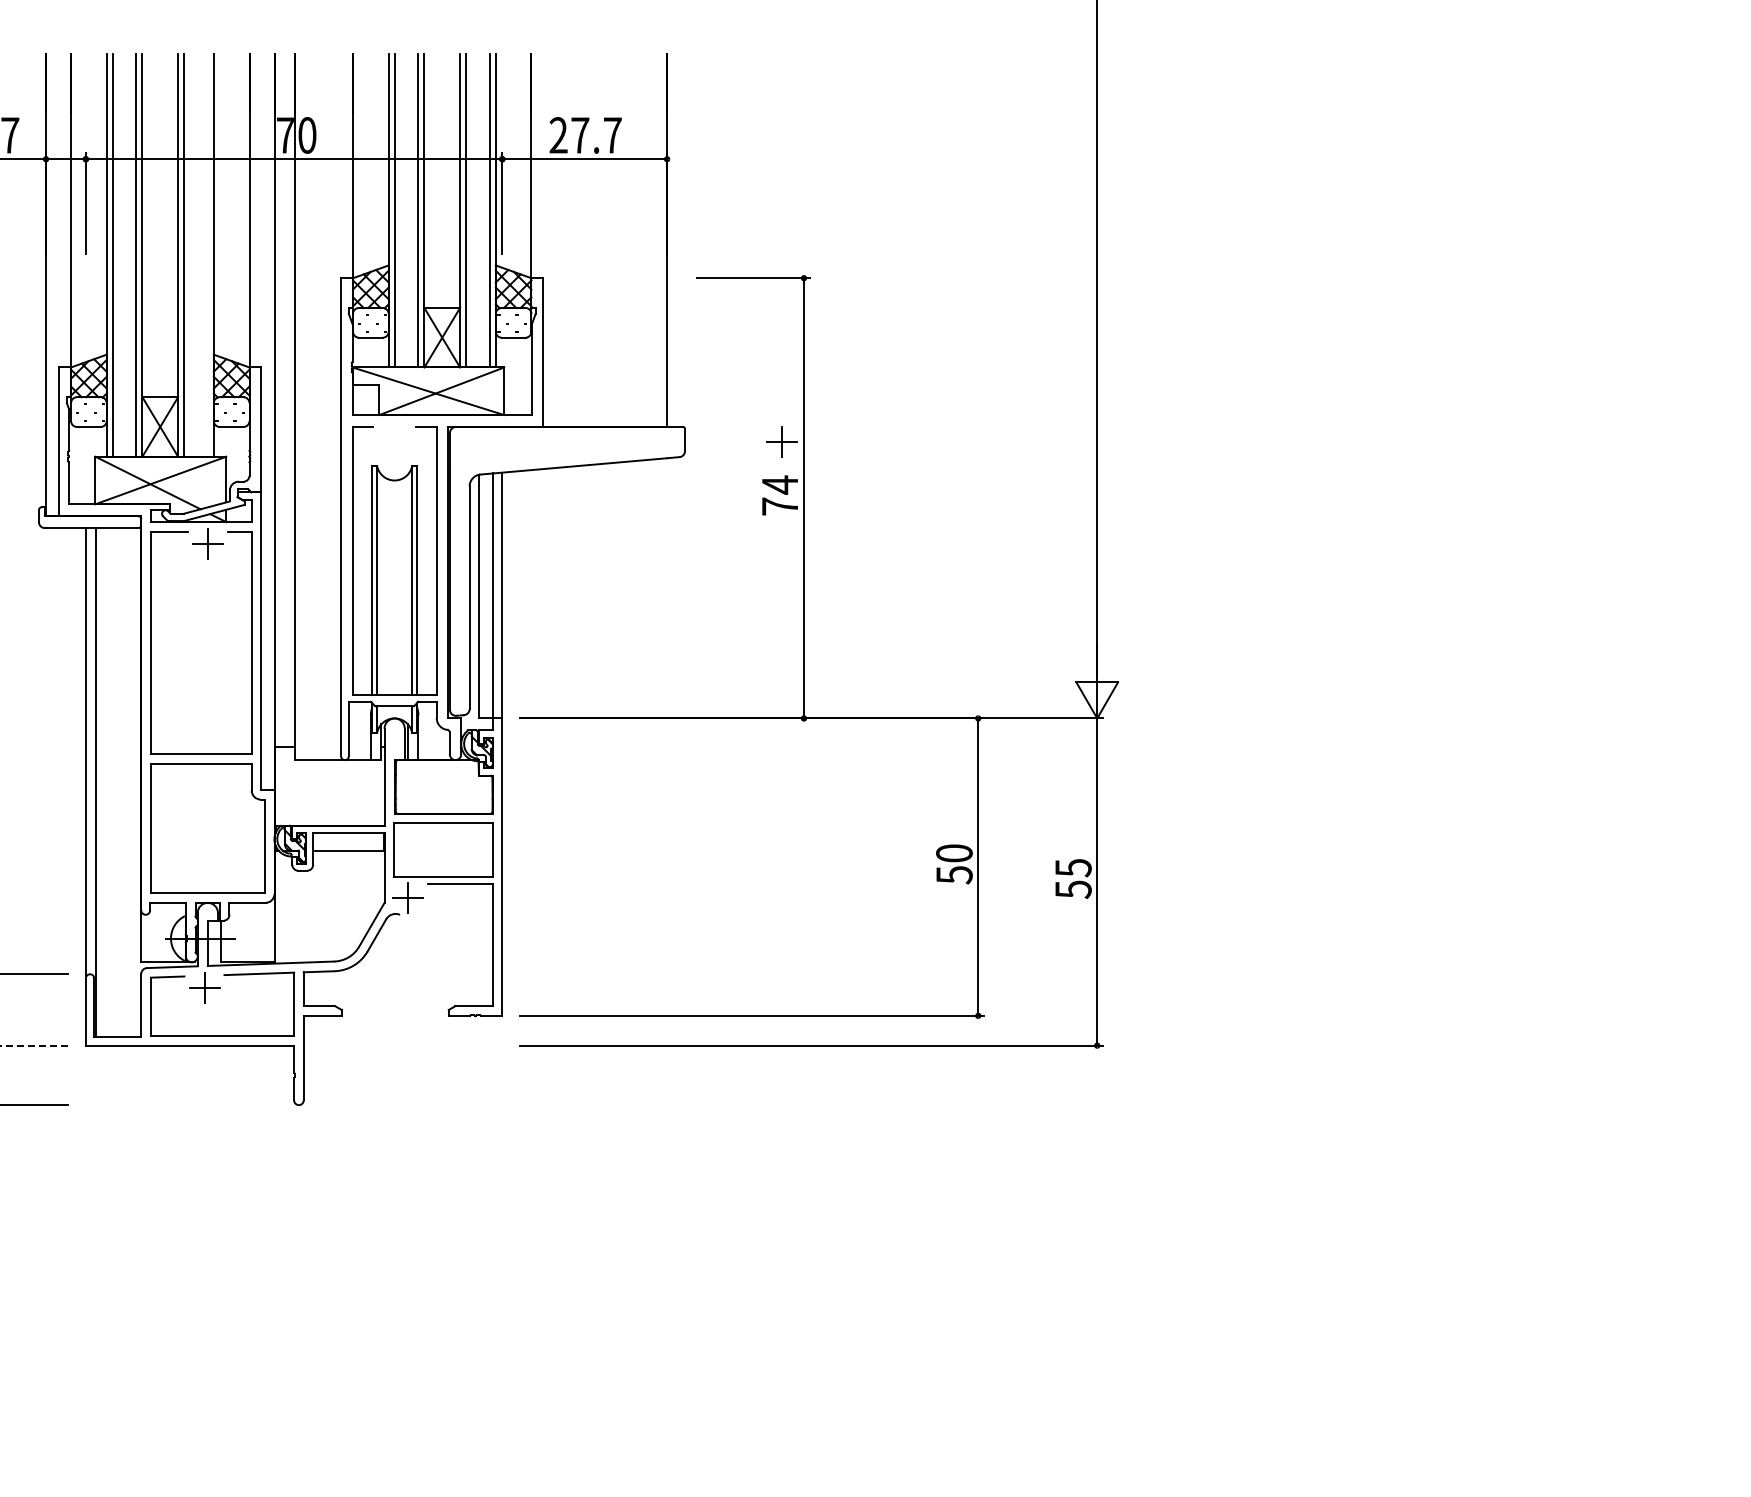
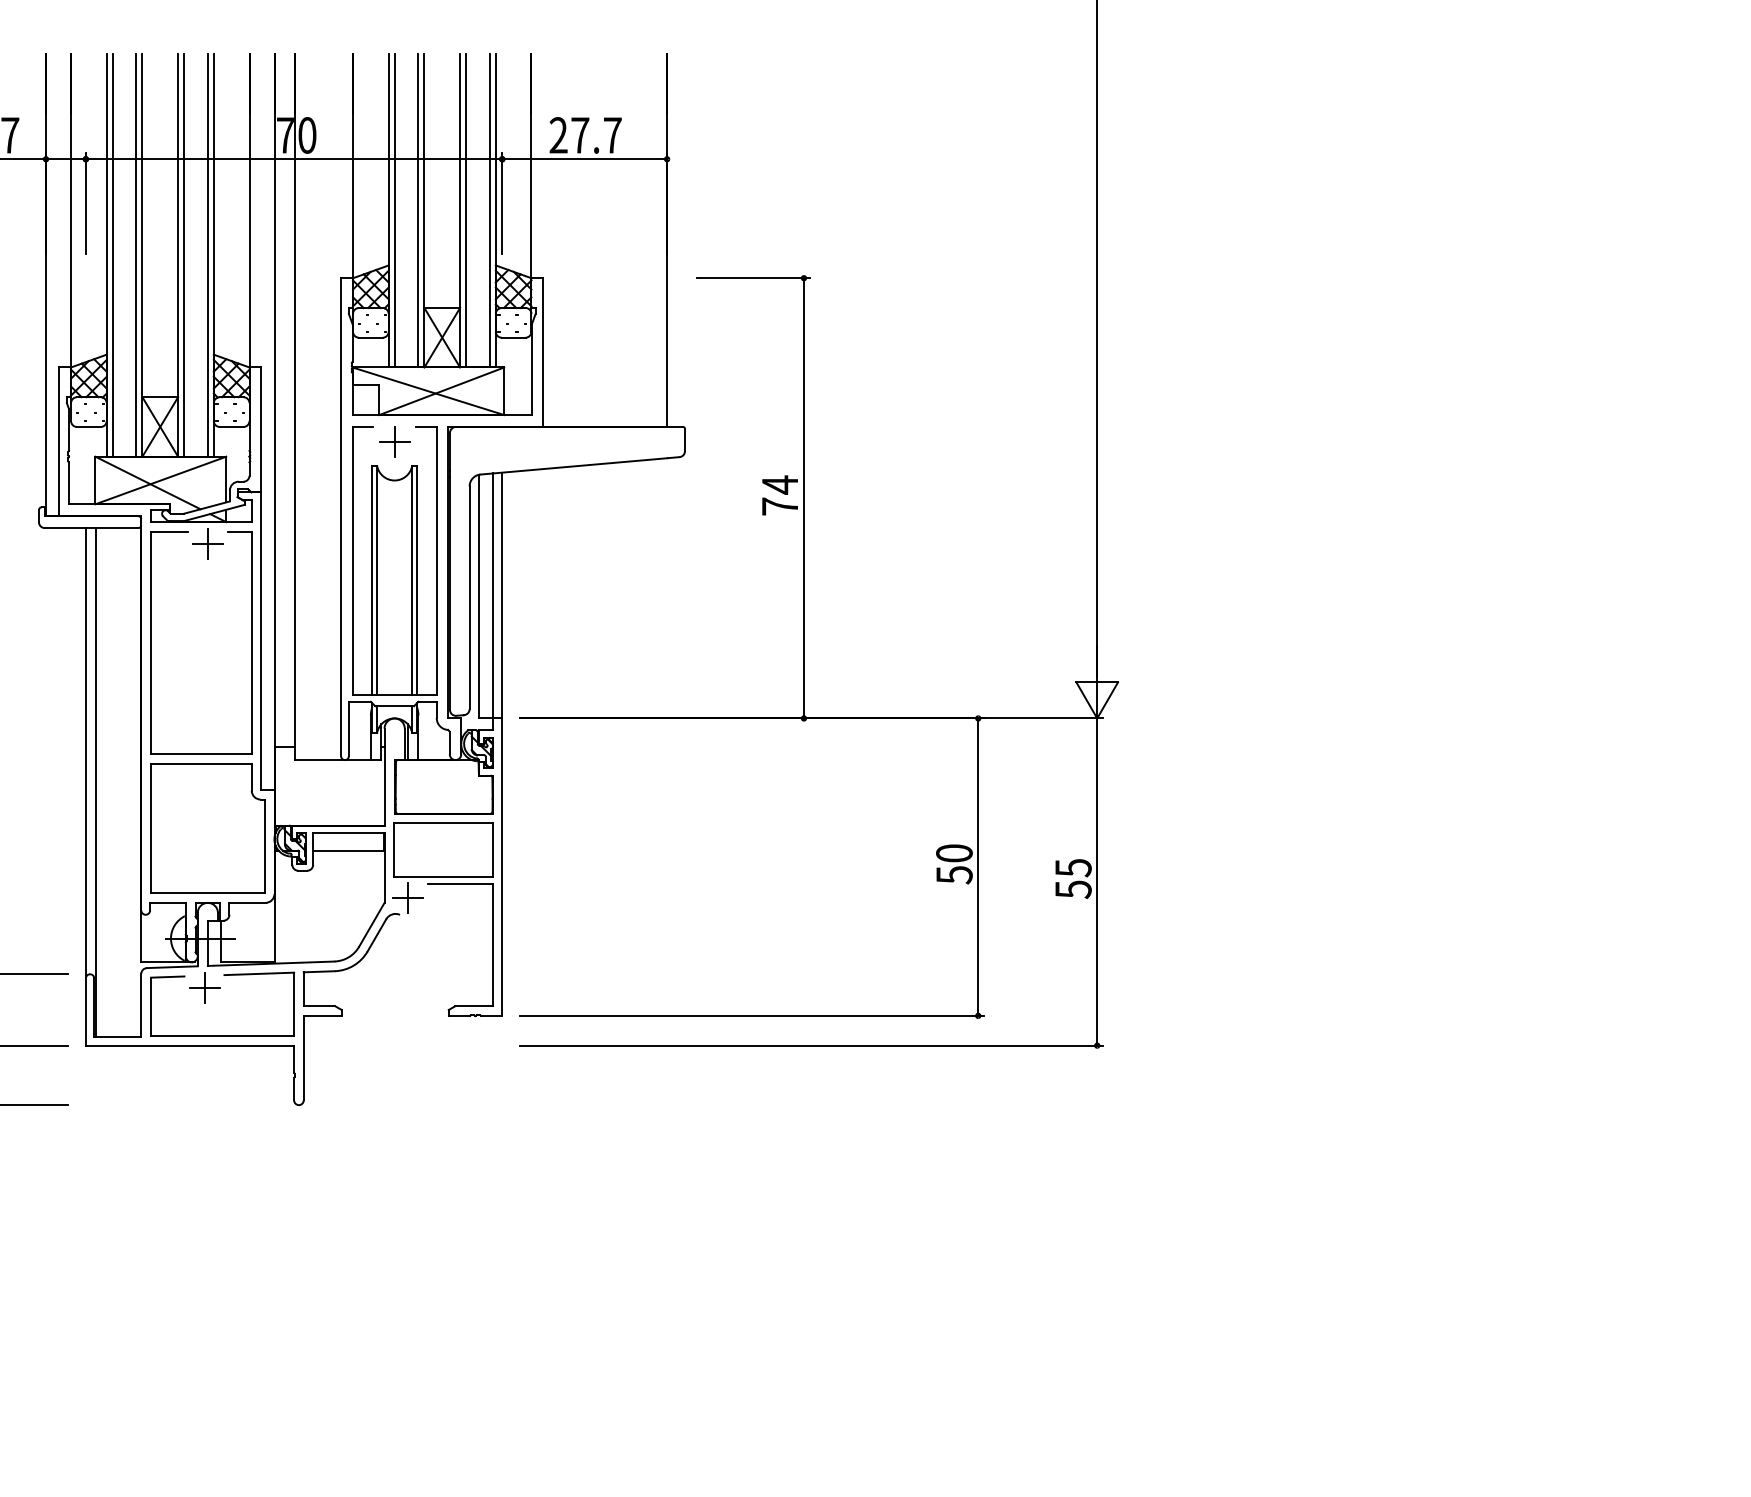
line: none -> present (207, 254)
part position: (781, 441) -> (394, 441) (394, 441)
line: dashed -> solid (34, 1045)
